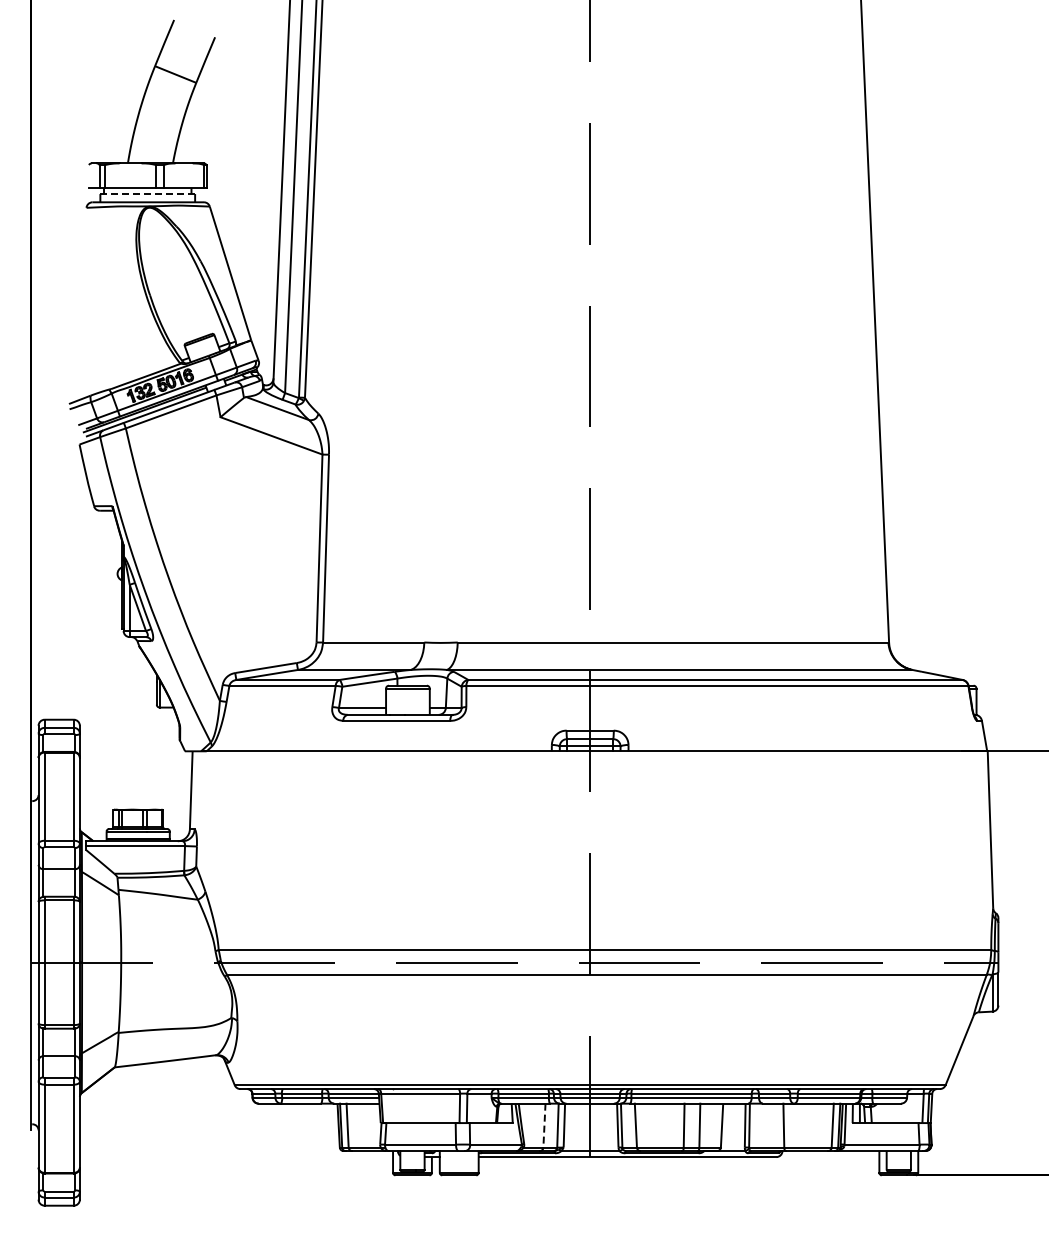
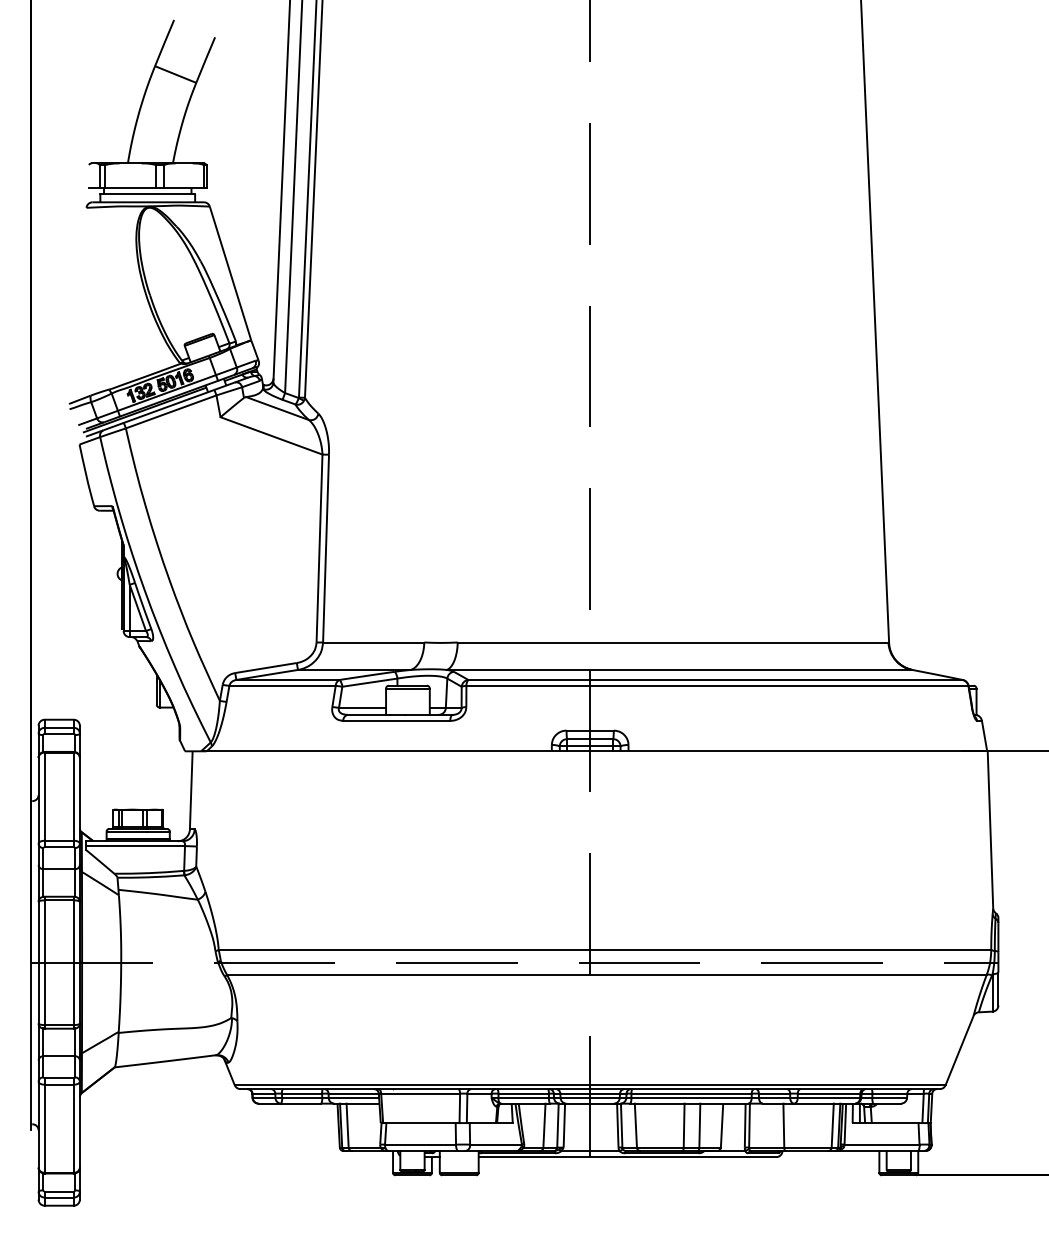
line: dashed -> solid (148, 194)
line: dashed -> solid (544, 1125)
